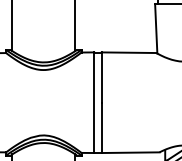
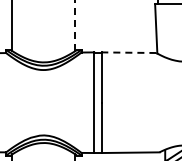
line: solid -> dashed (75, 25)
line: solid -> dashed (128, 52)
